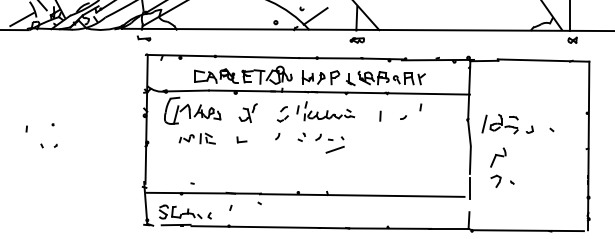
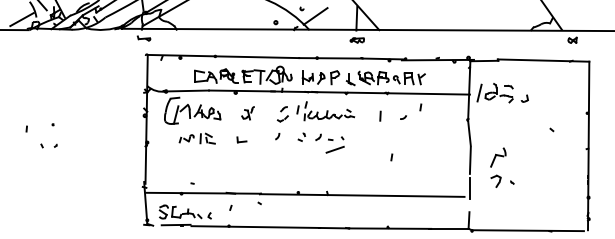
line: present -> none (569, 16)
part size: 20x21 px -> 14x15 px (247, 113)
part position: (507, 124) -> (502, 93) (502, 93)
line: none -> present (391, 157)
